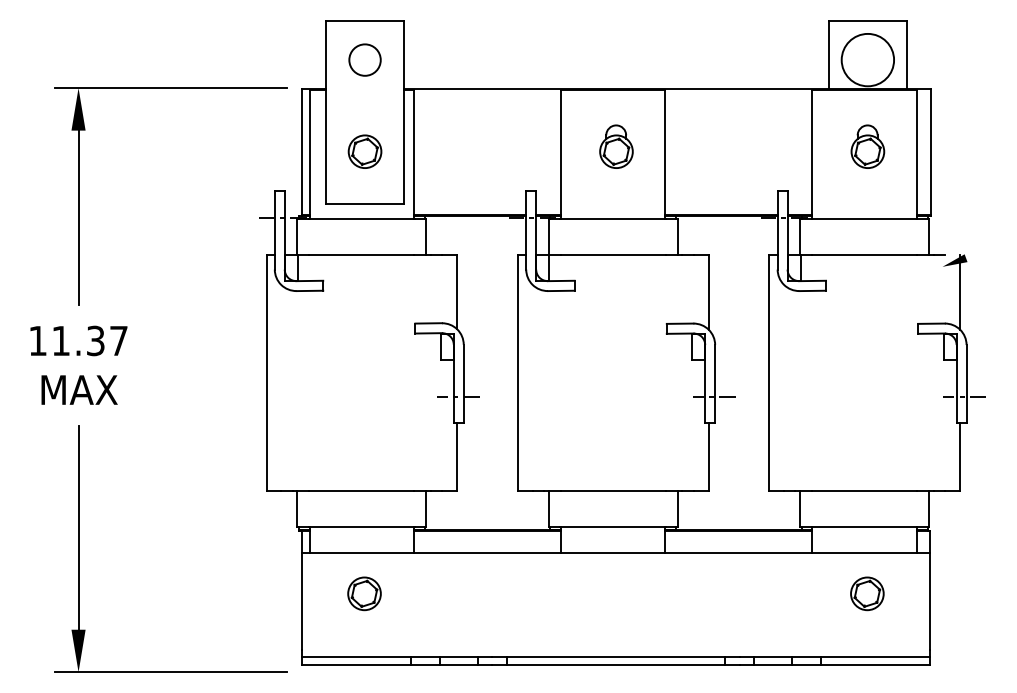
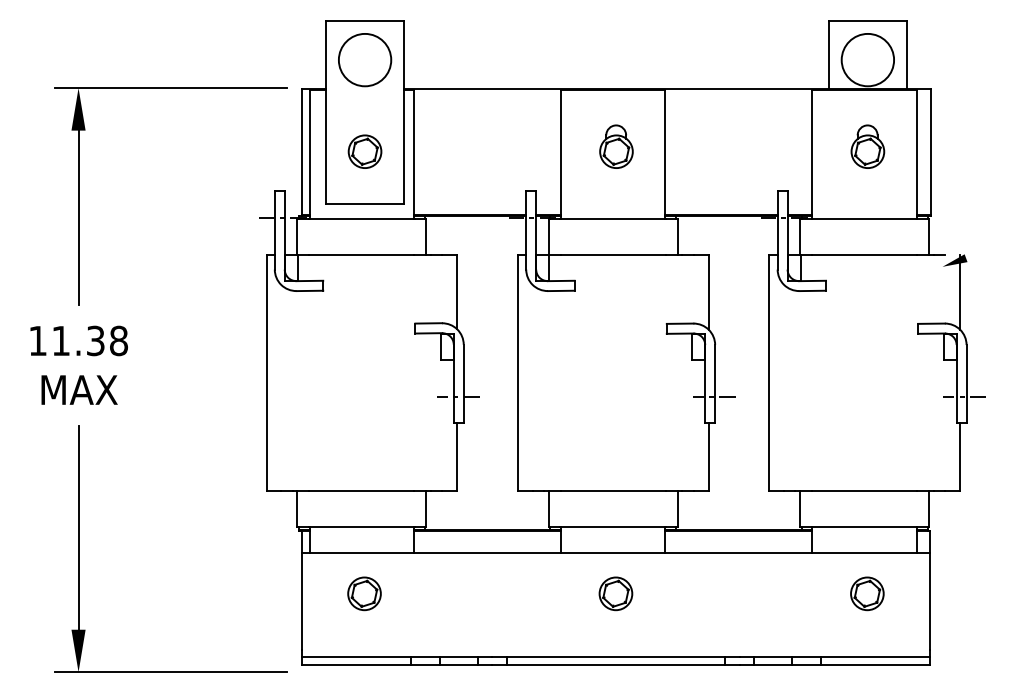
circle diameter: 31 px -> 52 px (364, 59)
text: 11.37 -> 11.38 (119, 340)
part: none -> present (615, 593)
